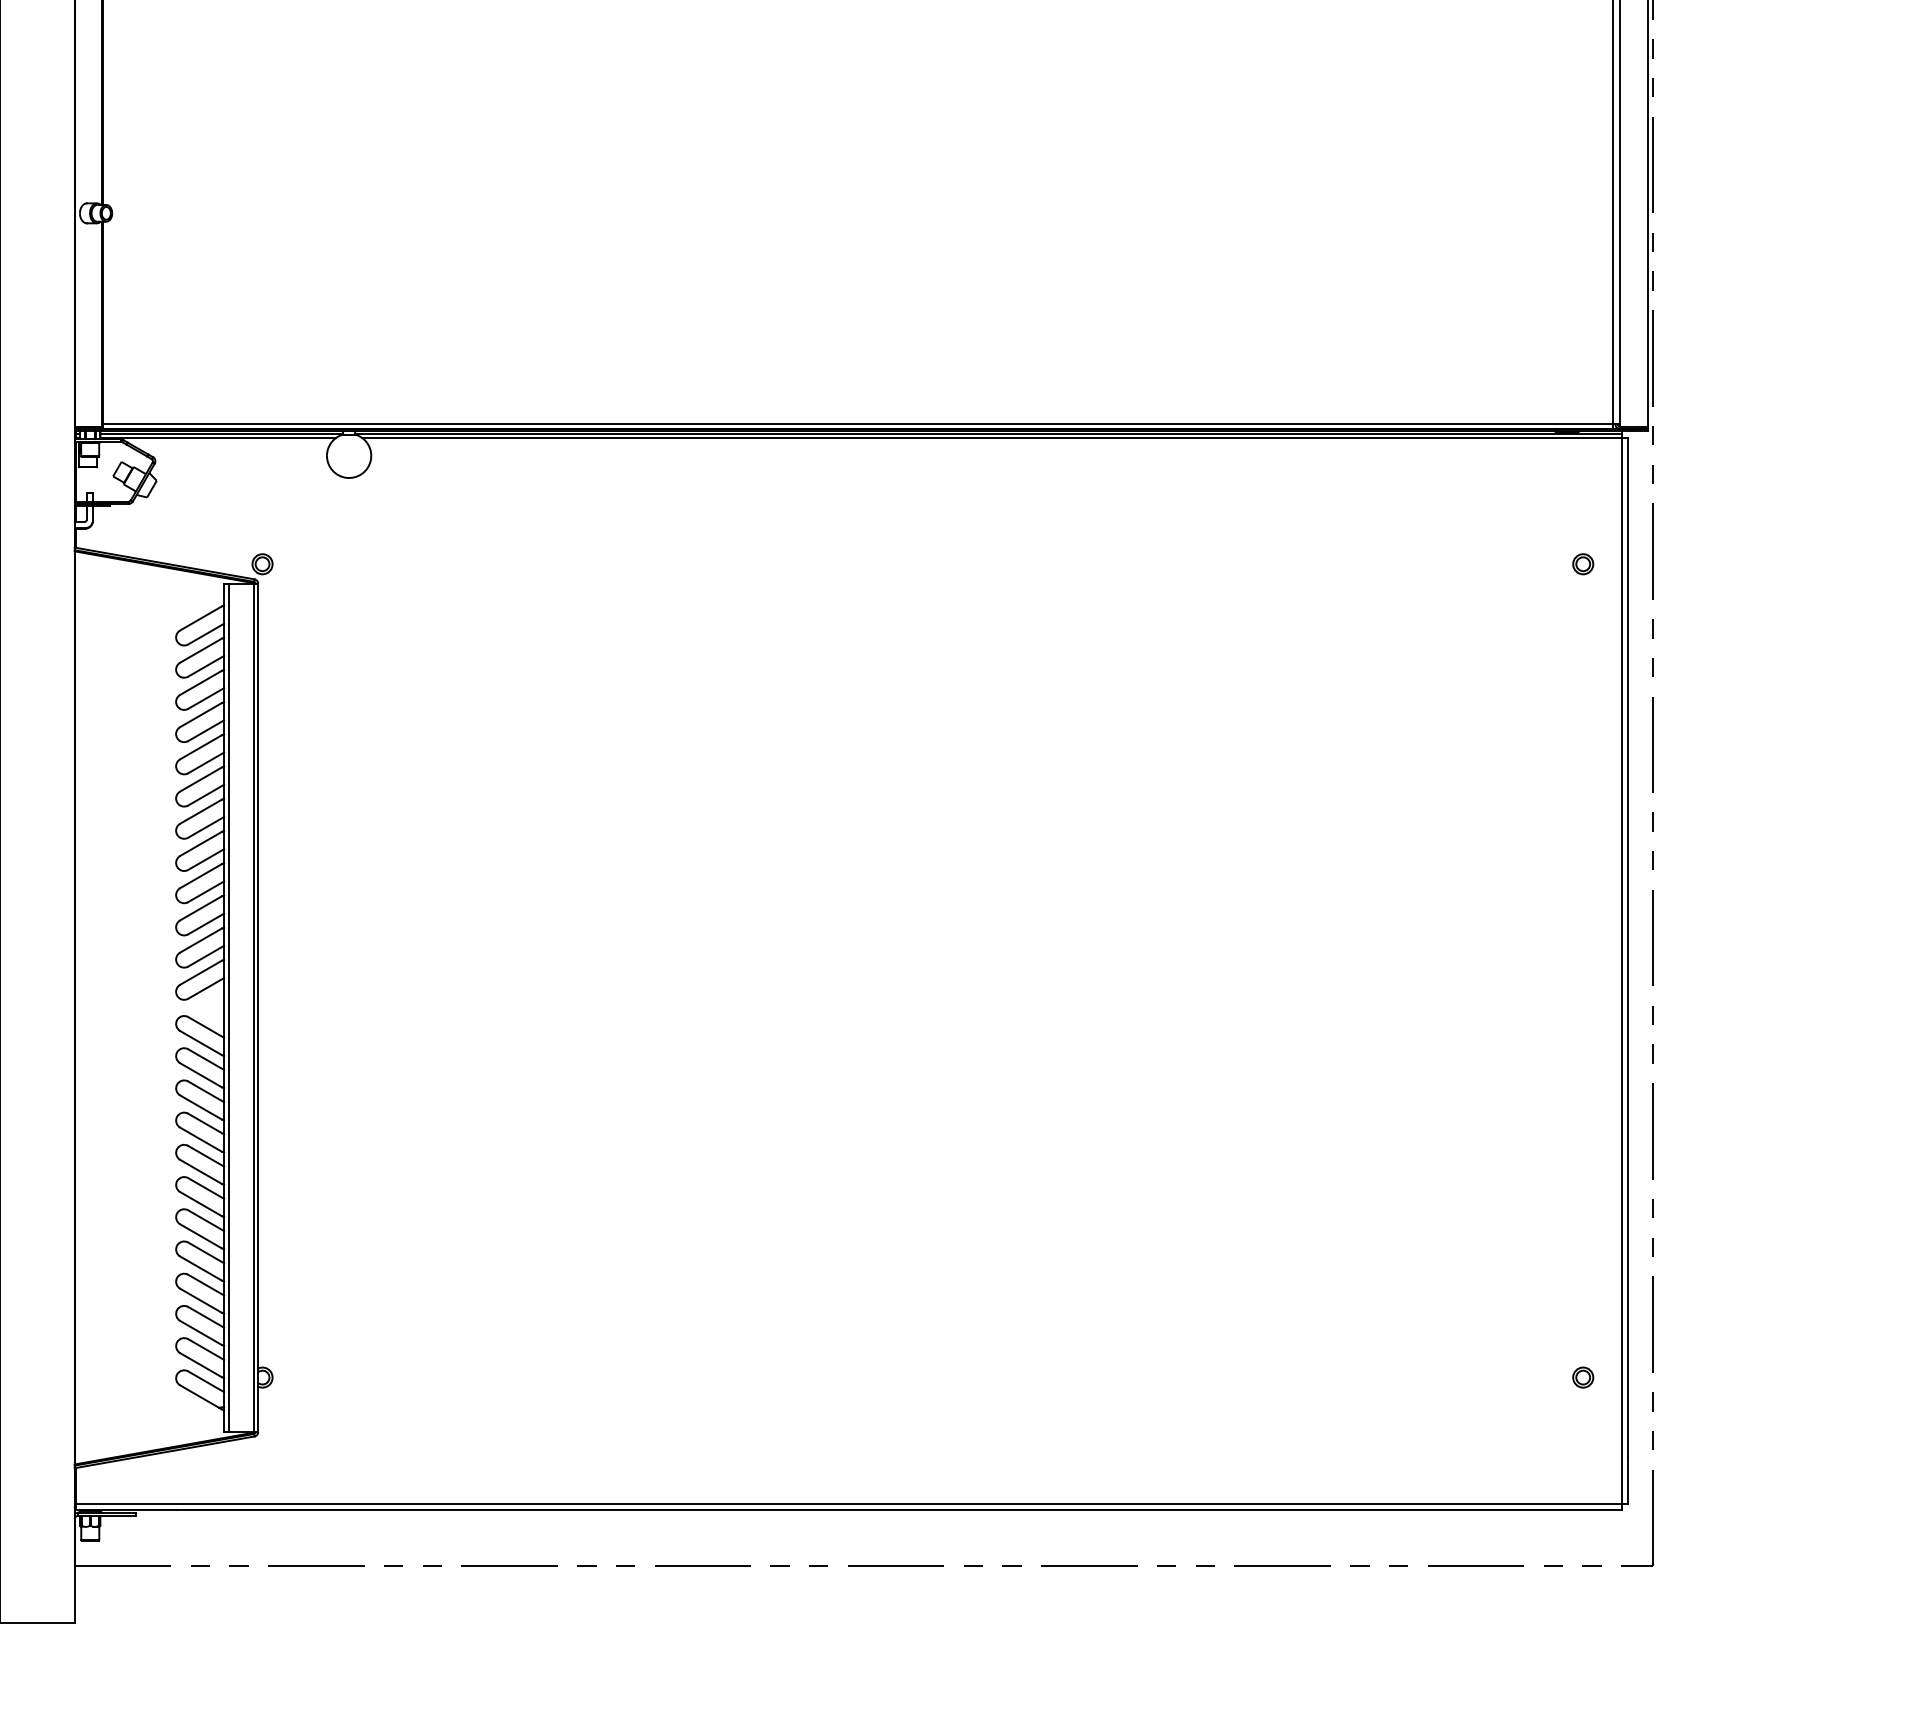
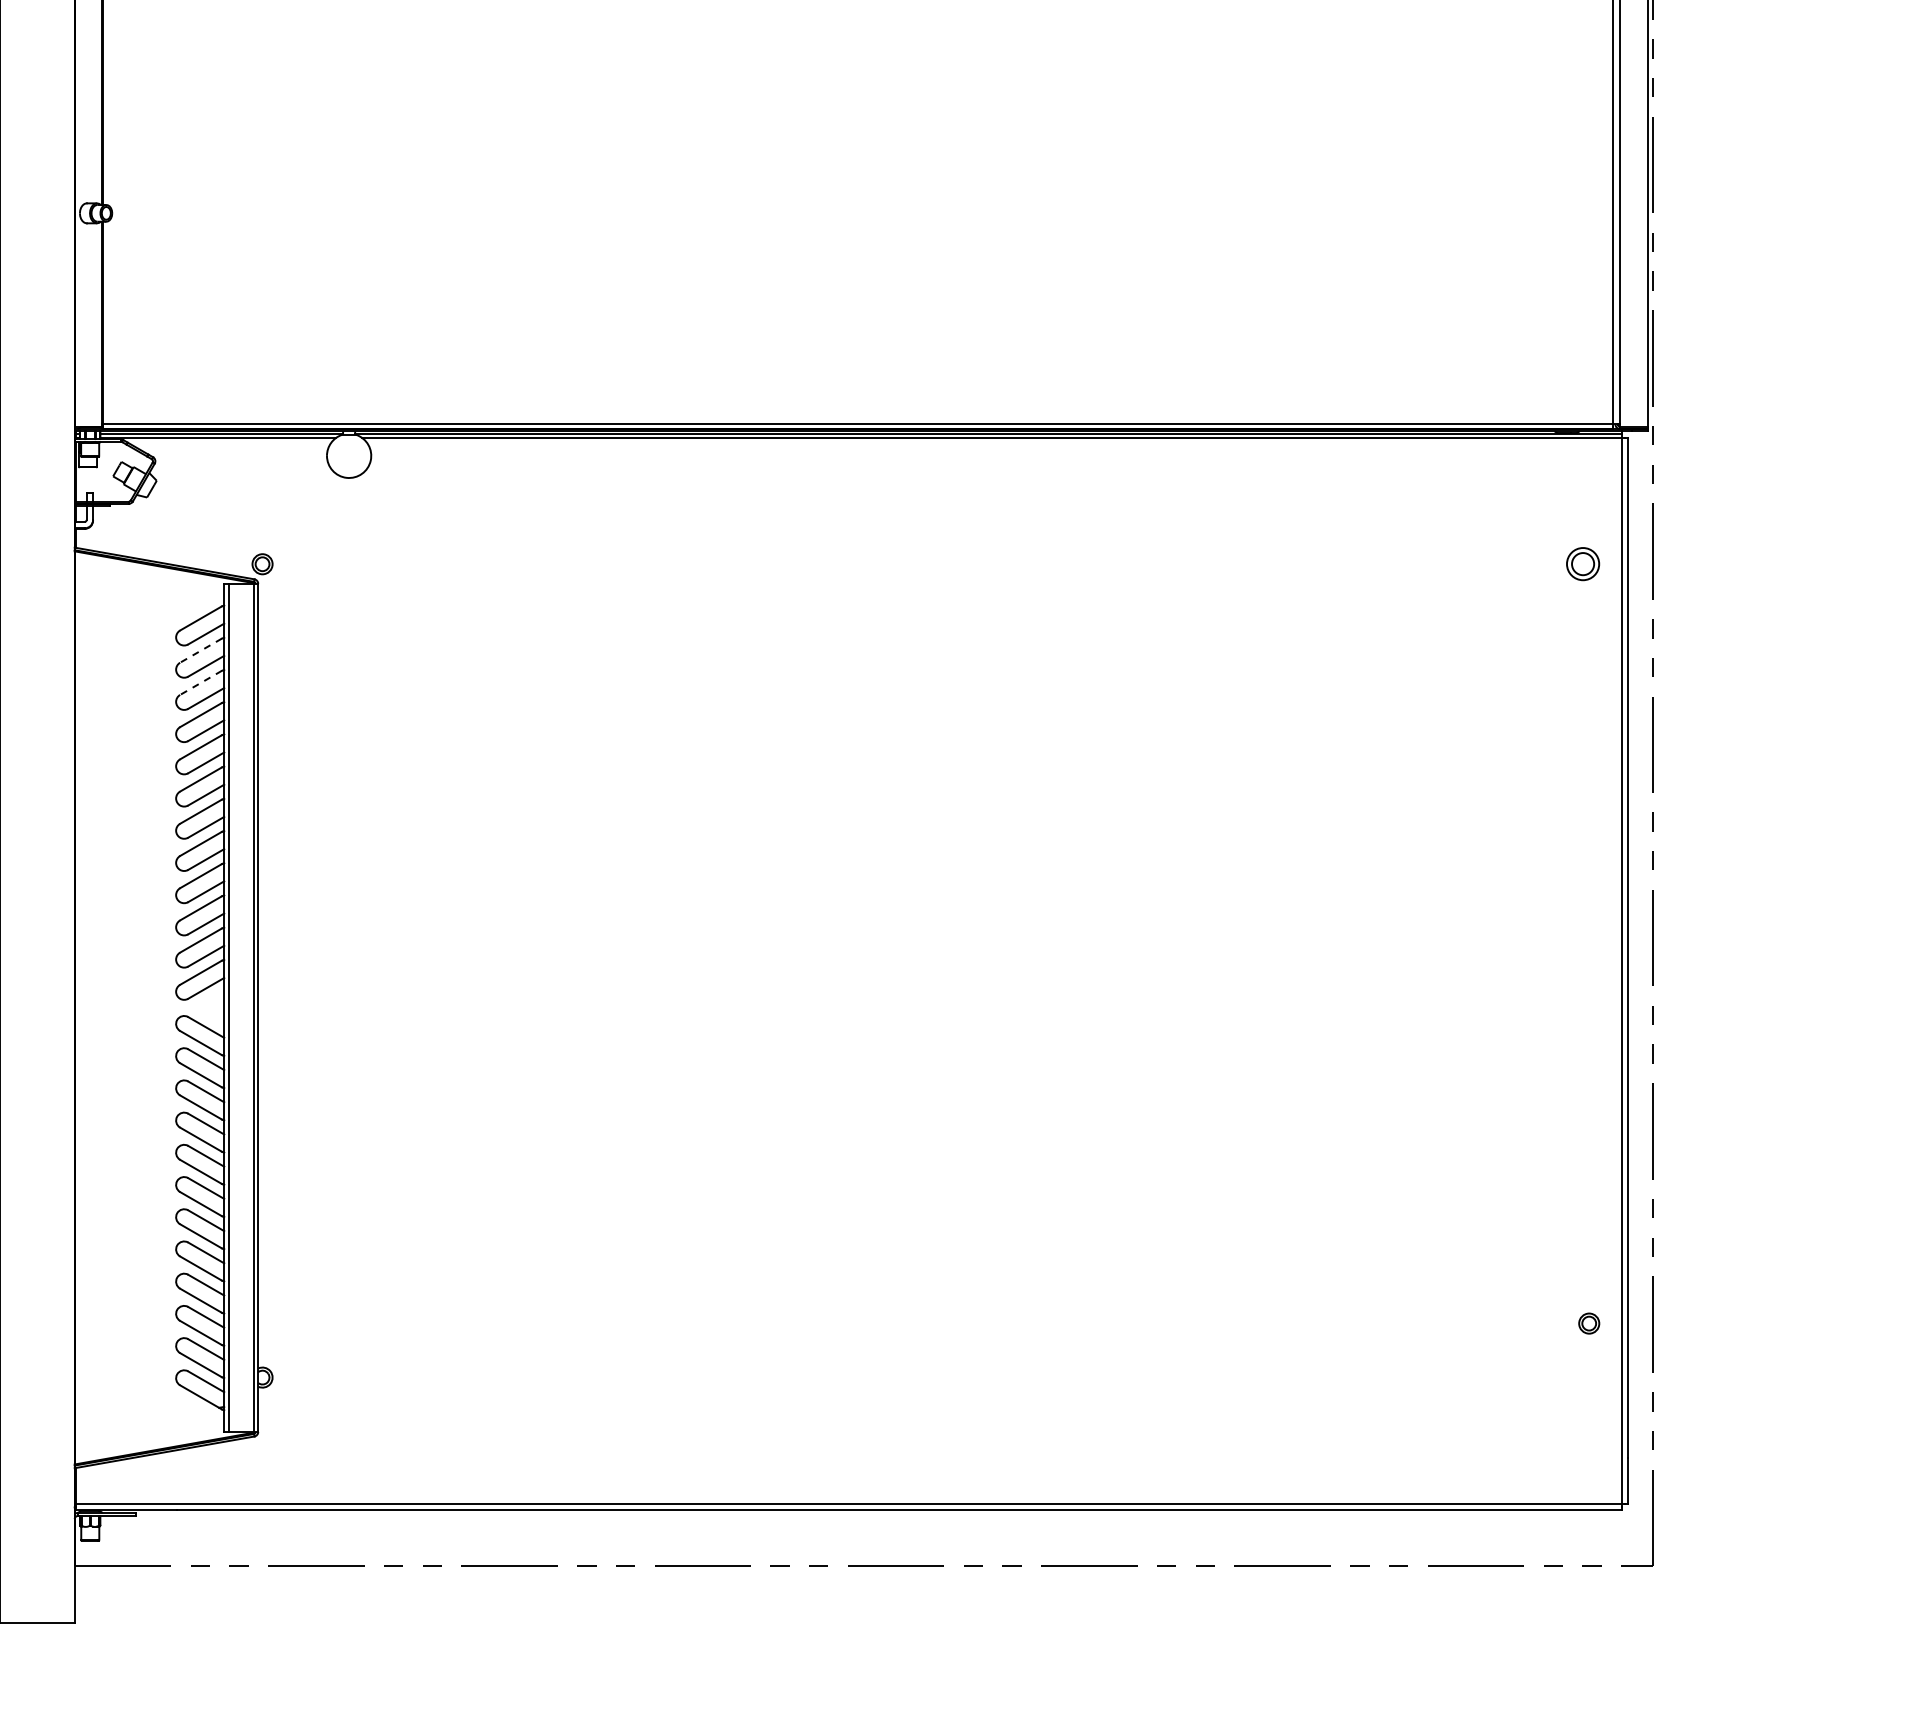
part size: 23x23 px -> 35x35 px (1583, 564)
line: solid -> dashed (200, 650)
line: solid -> dashed (200, 683)
part position: (1583, 1377) -> (1589, 1323) (1589, 1323)
